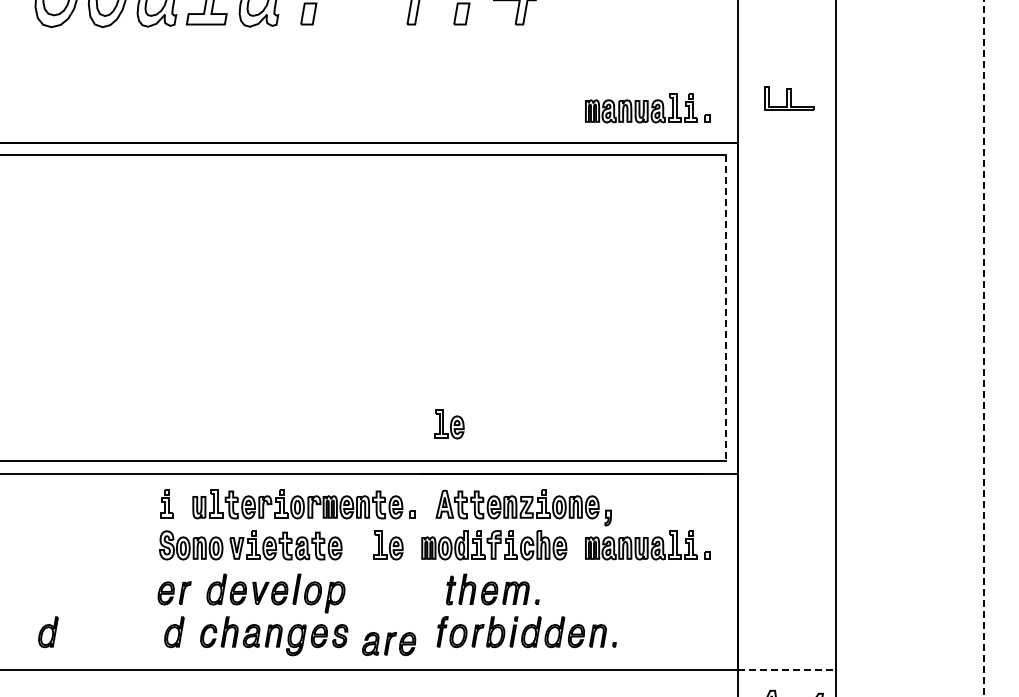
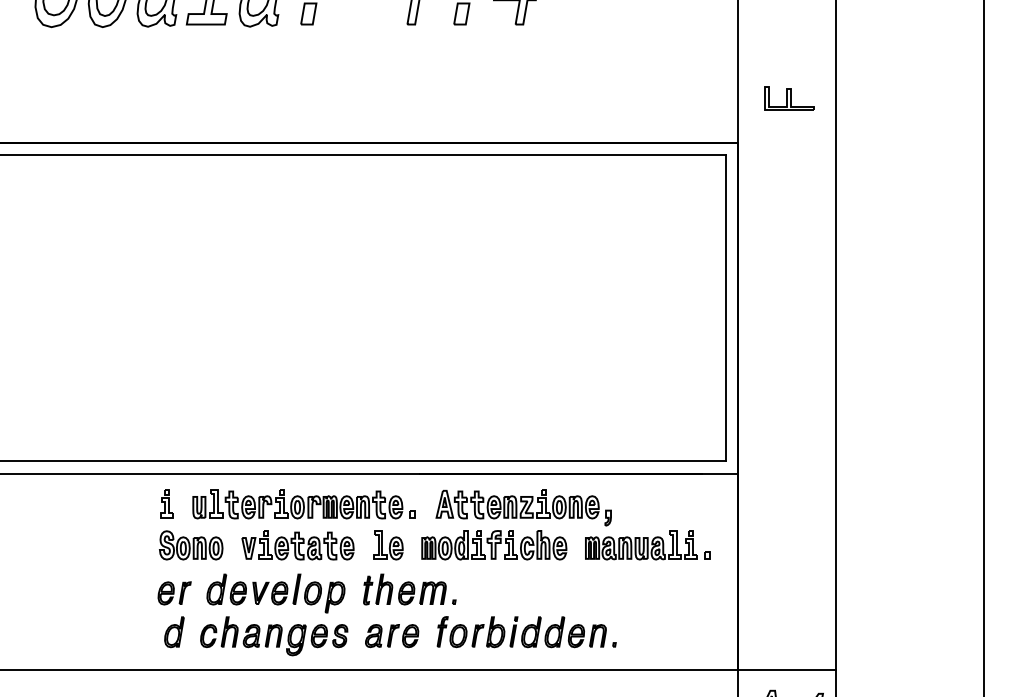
part: present -> none (647, 108)
line: dashed -> solid (726, 308)
line: dashed -> solid (983, 348)
part: present -> none (449, 424)
part position: (285, 545) -> (297, 545) (297, 545)
part position: (492, 589) -> (409, 589) (409, 589)
part: present -> none (48, 632)
part position: (389, 644) -> (392, 636) (392, 636)
line: dashed -> solid (787, 669)
